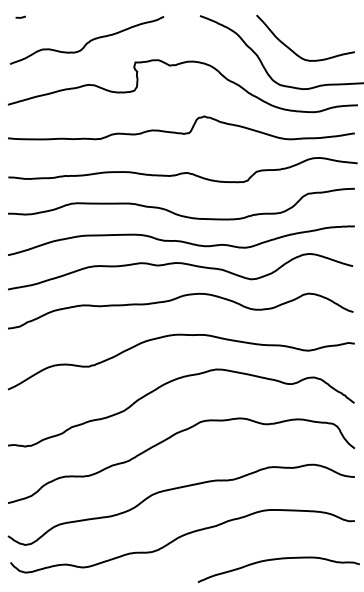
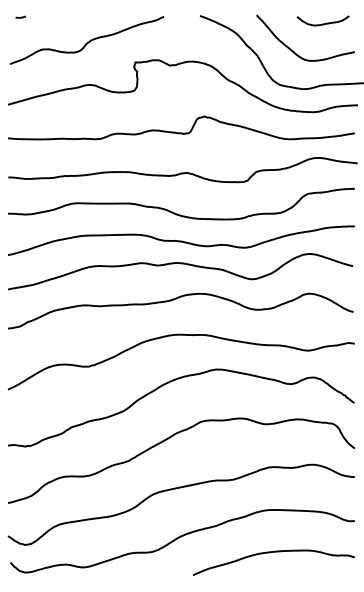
curve: none -> present (322, 23)
curve position: (275, 560) -> (270, 553) (270, 553)
